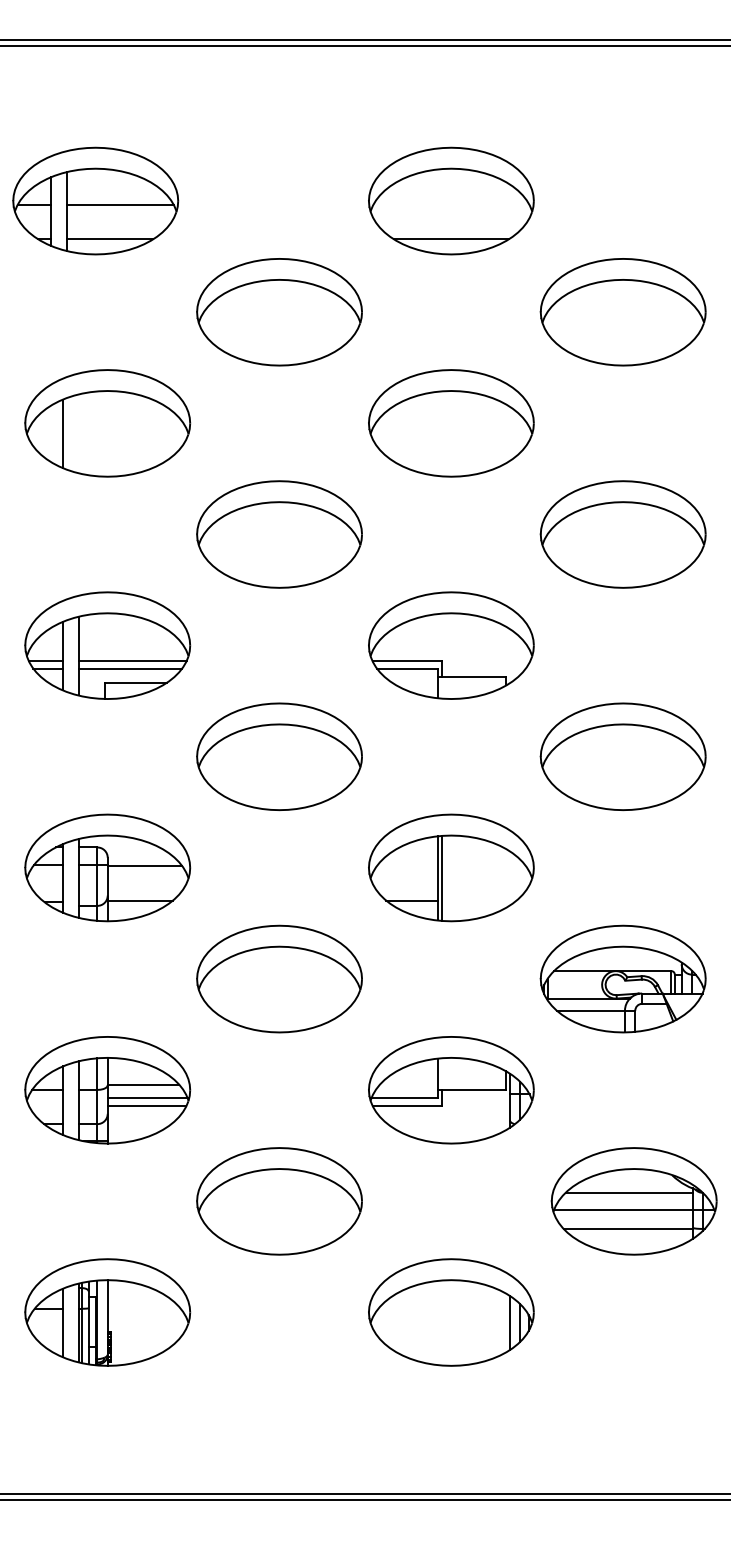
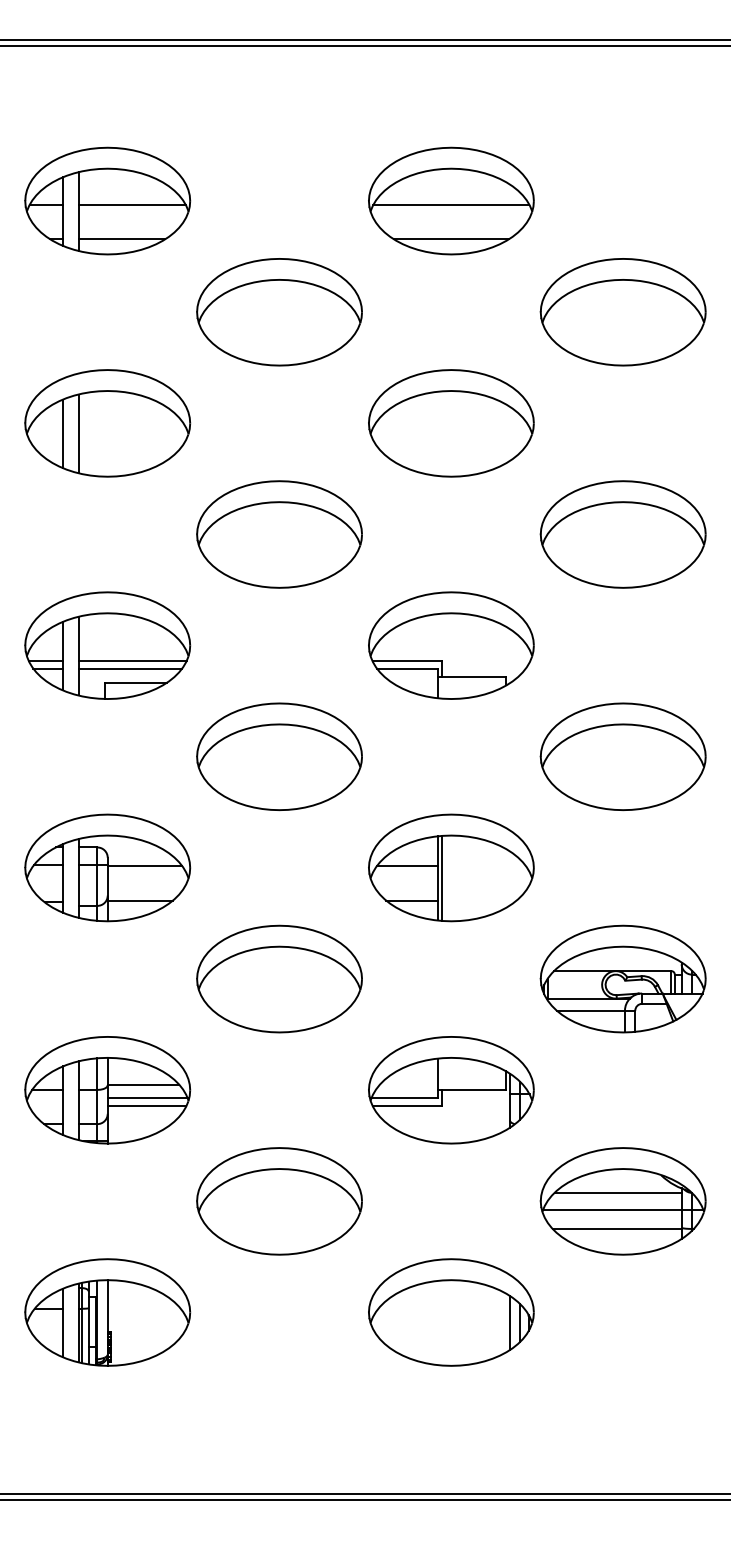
part position: (95, 200) -> (107, 200) (107, 200)
line: none -> present (451, 204)
line: none -> present (78, 433)
line: none -> present (406, 866)
part position: (633, 1201) -> (622, 1201) (622, 1201)
